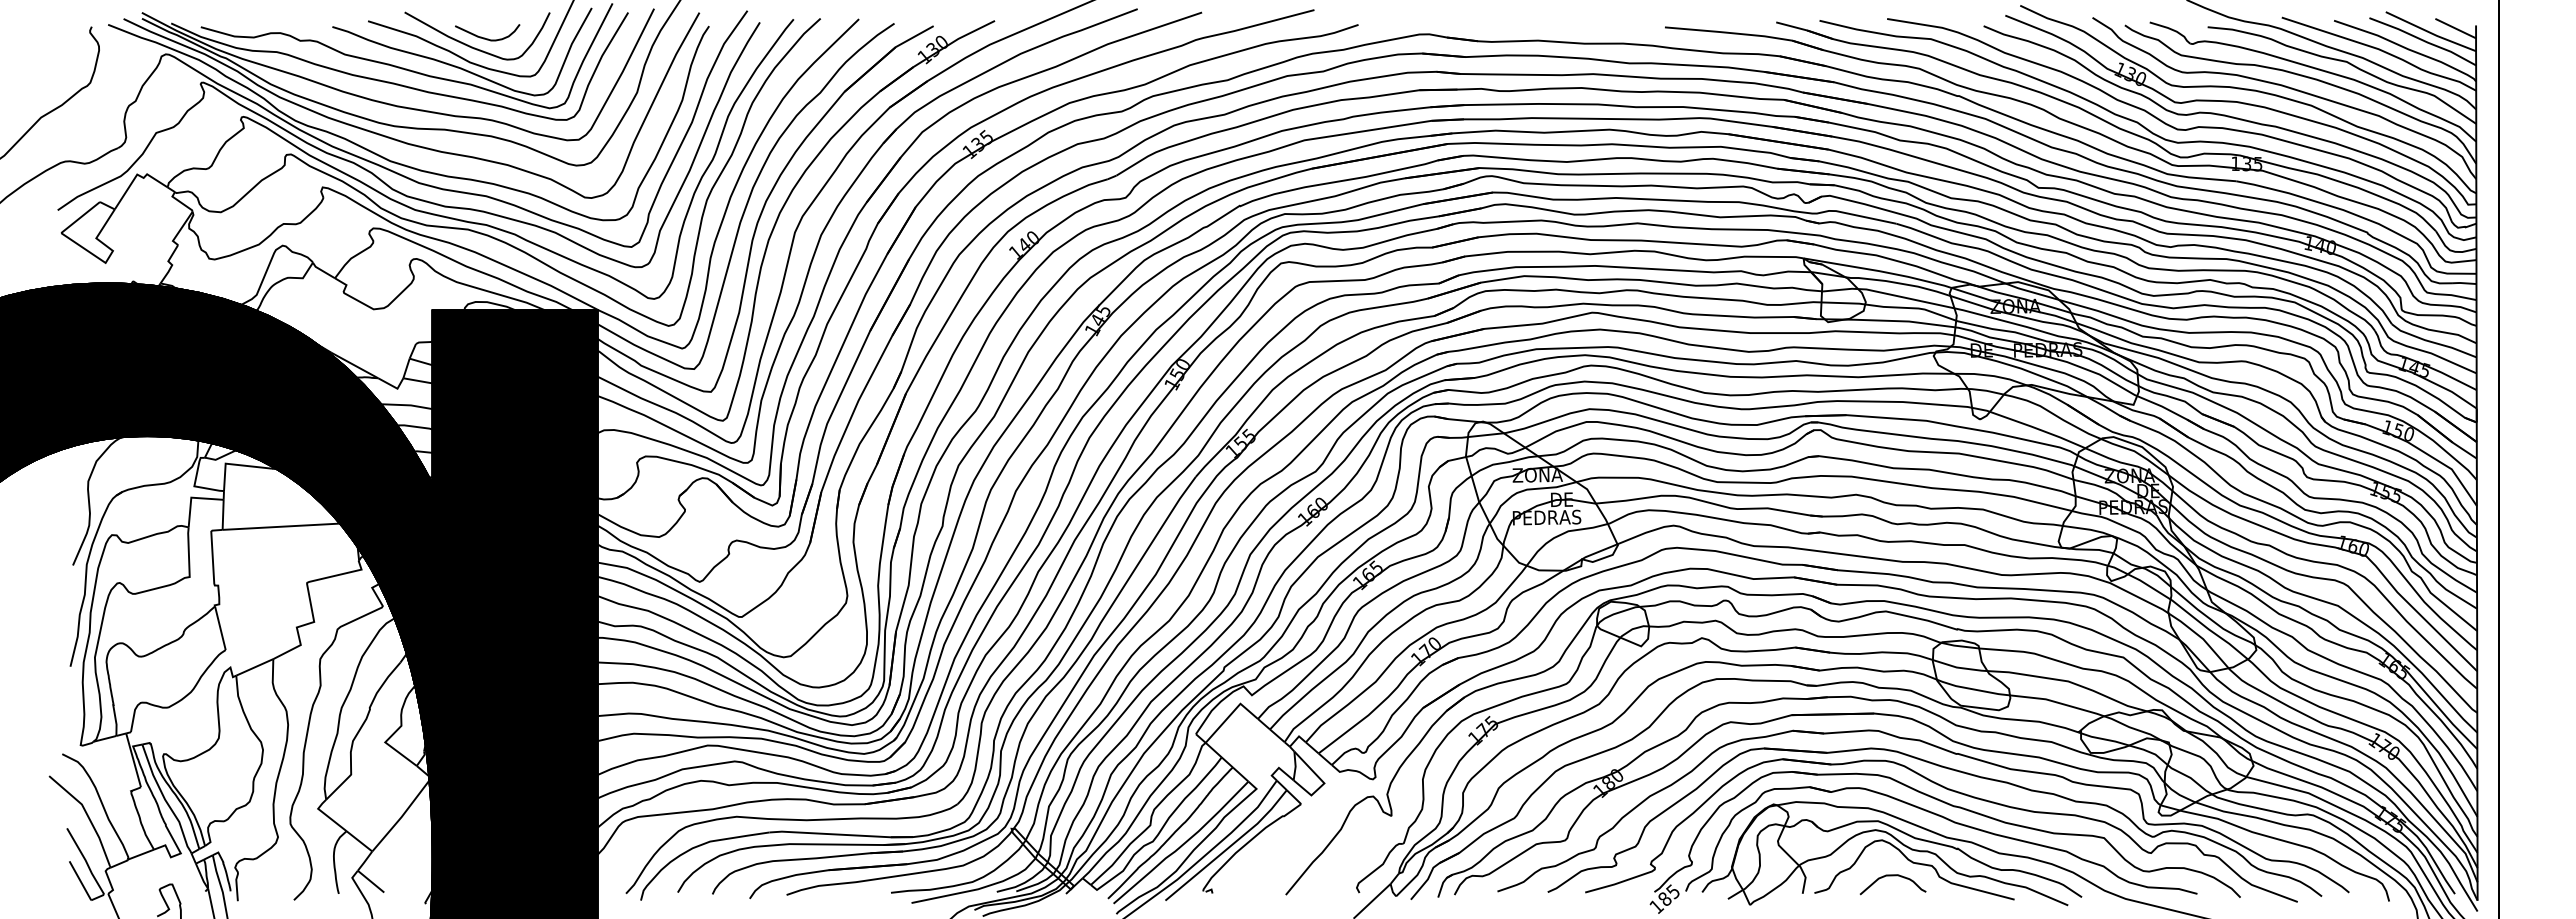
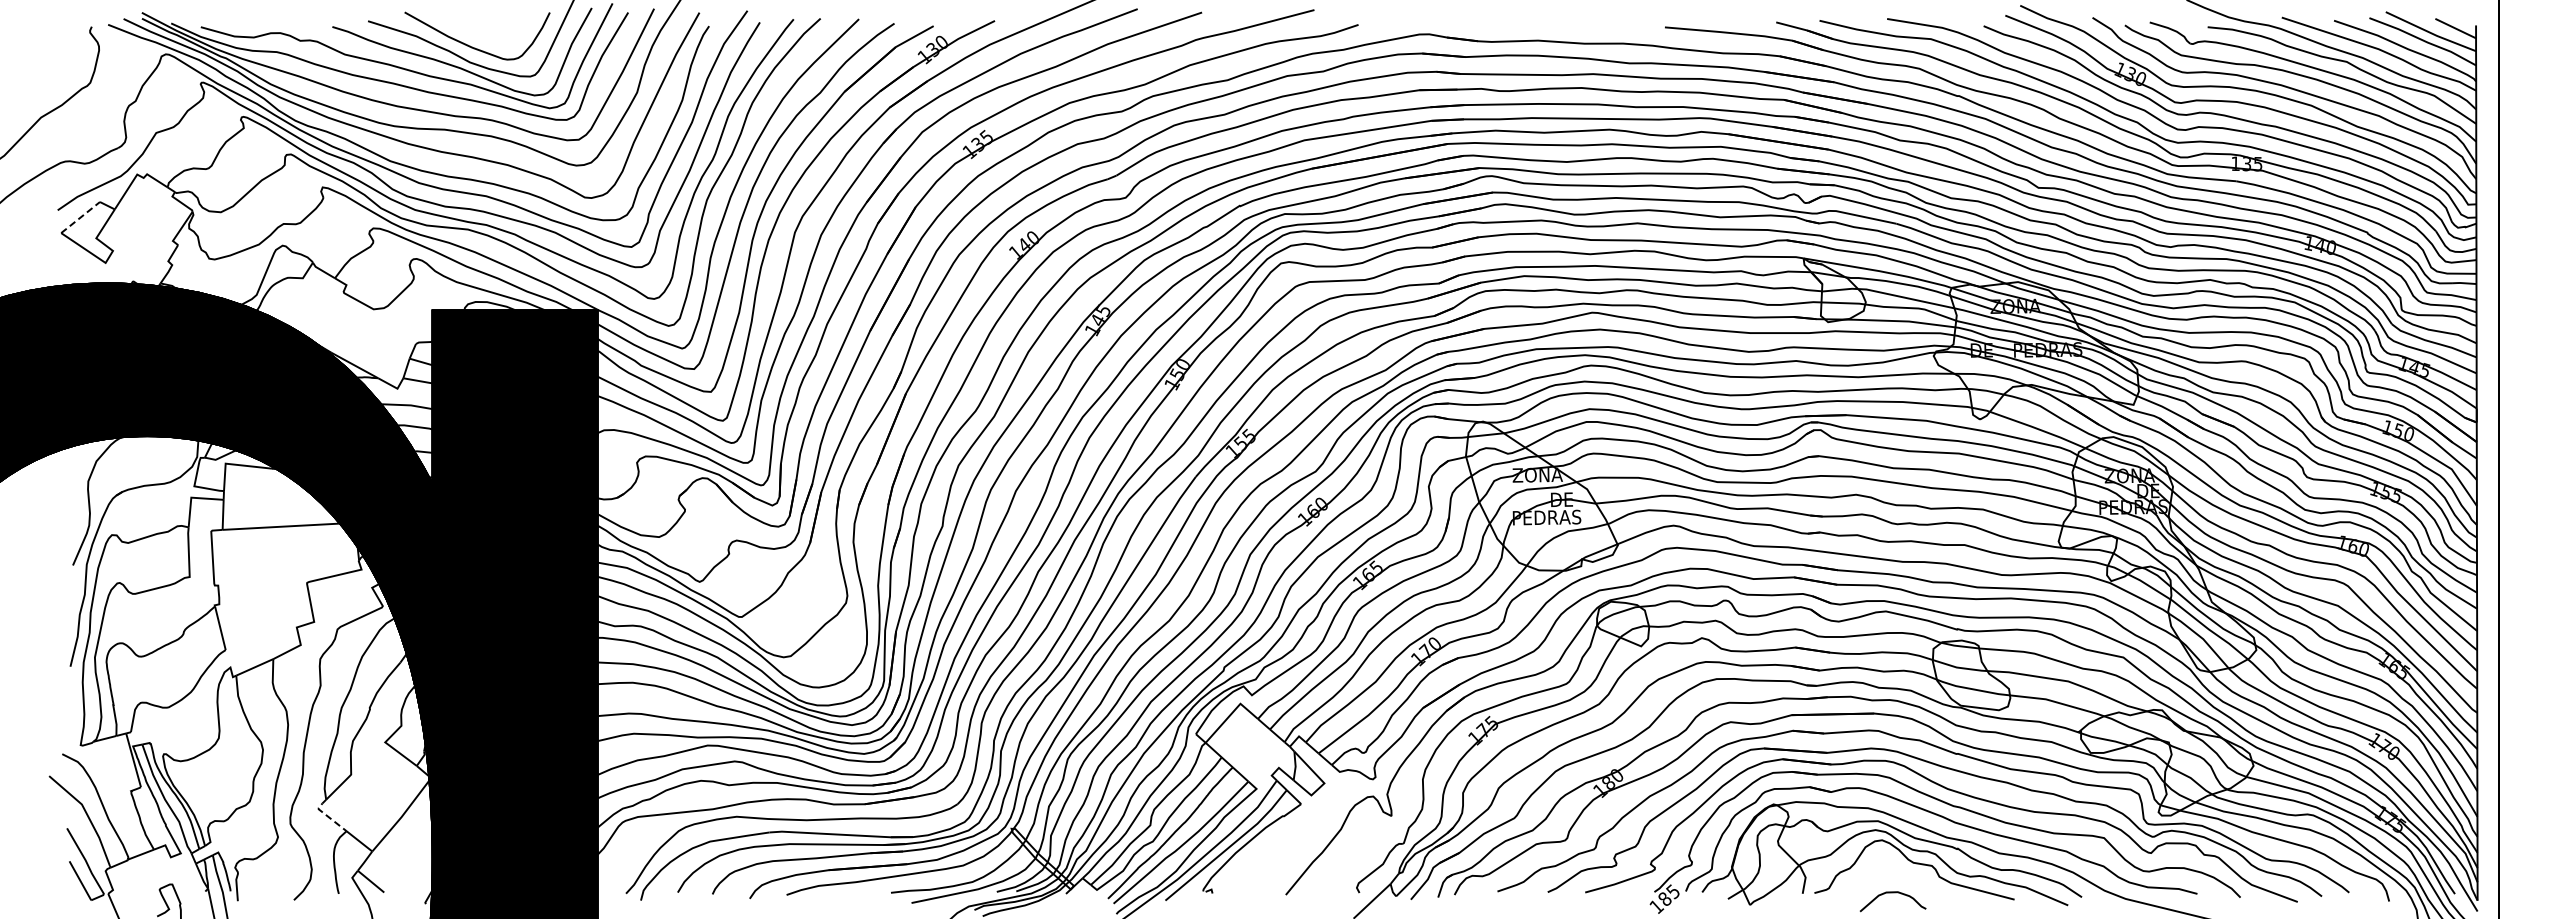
curve: present -> none (485, 37)
line: solid -> dashed (80, 217)
line: solid -> dashed (326, 815)
curve position: (1892, 876) -> (1892, 893) (1892, 893)
